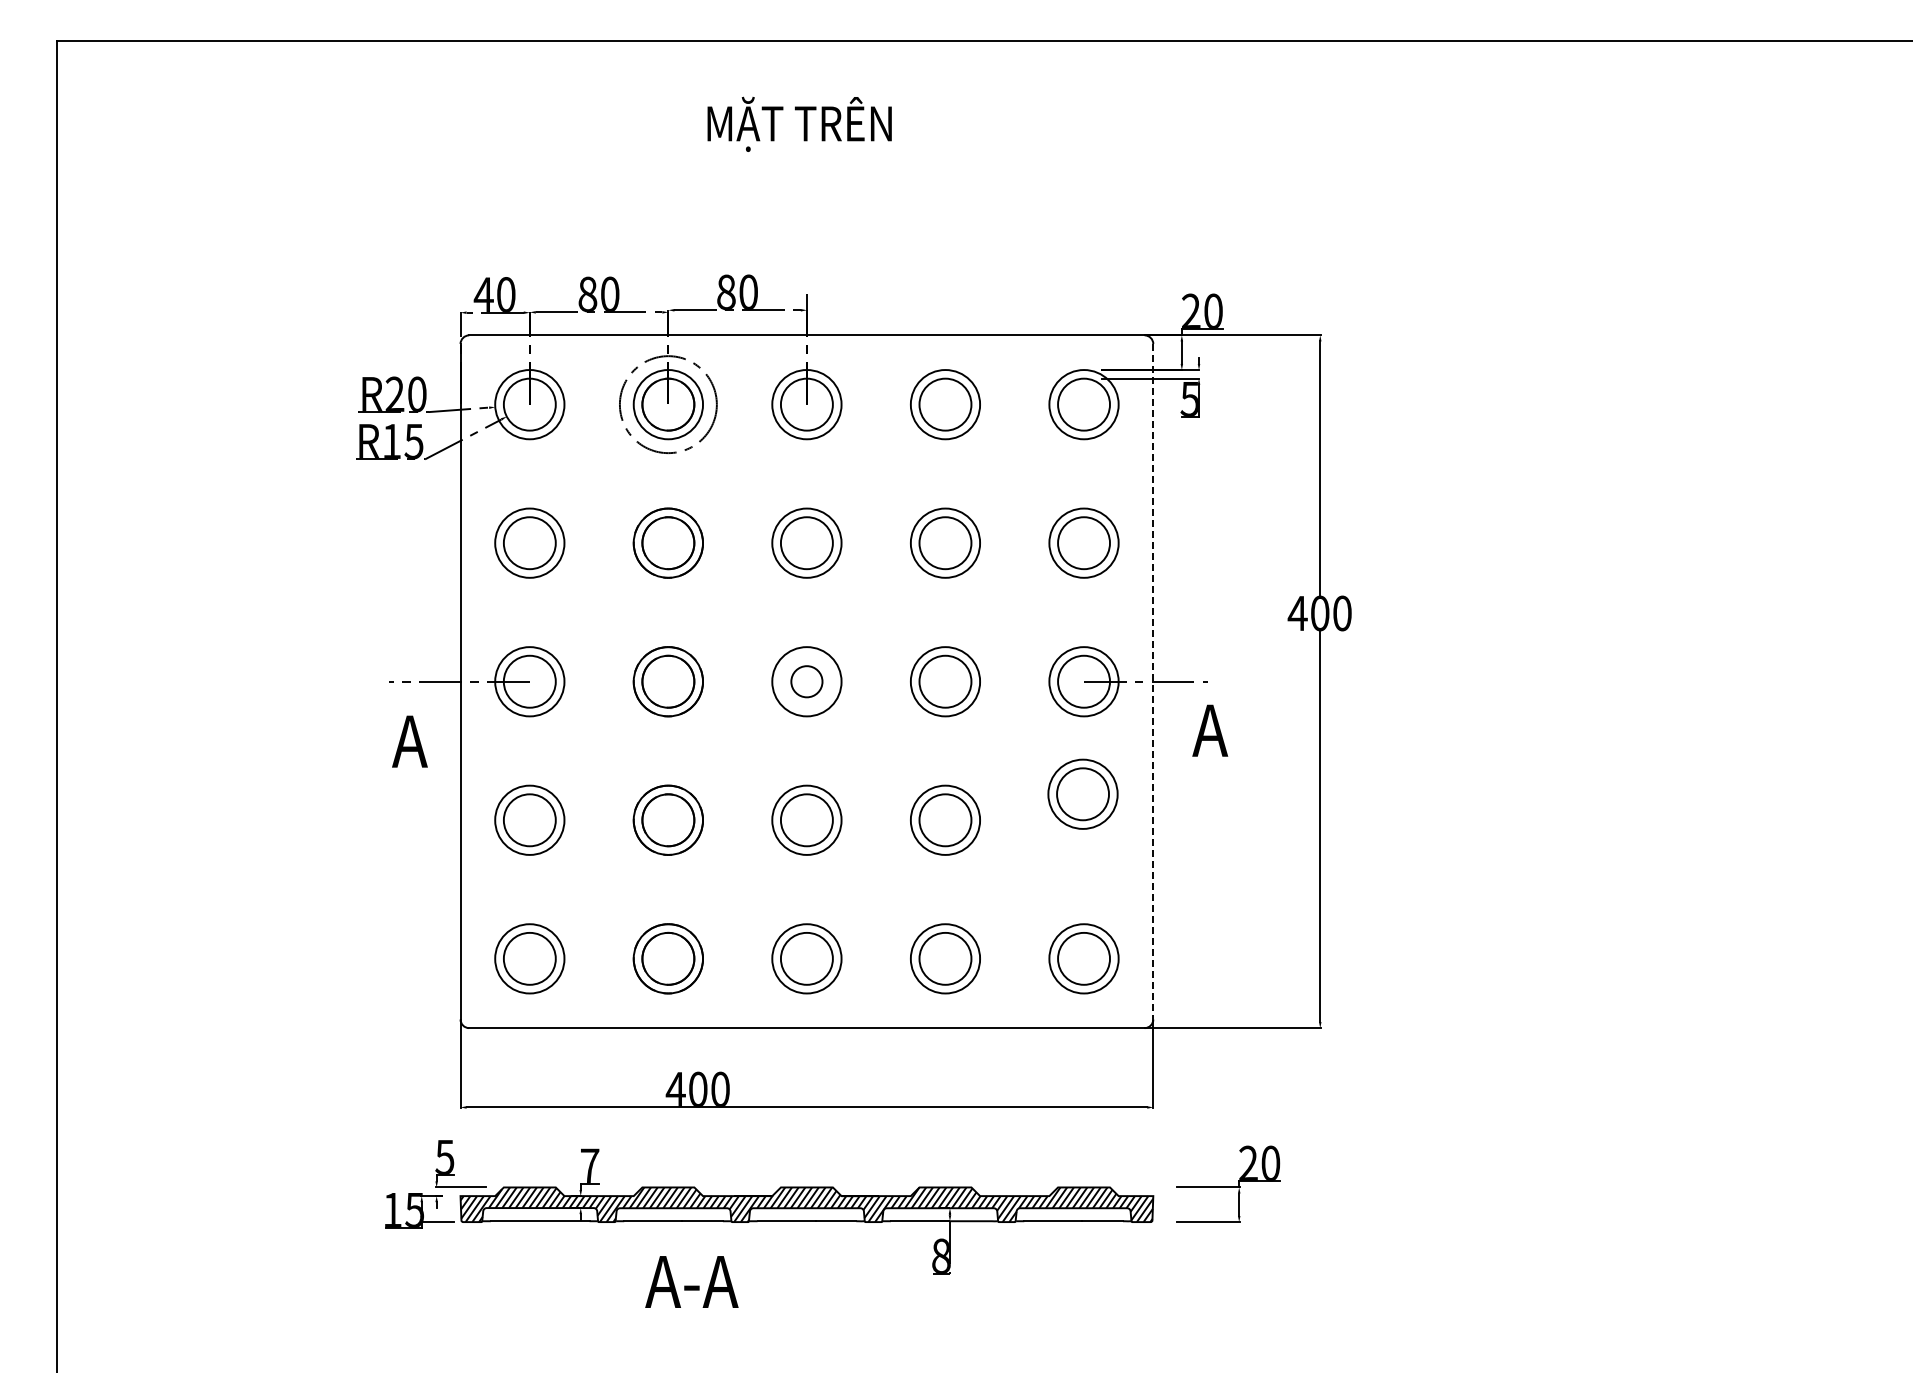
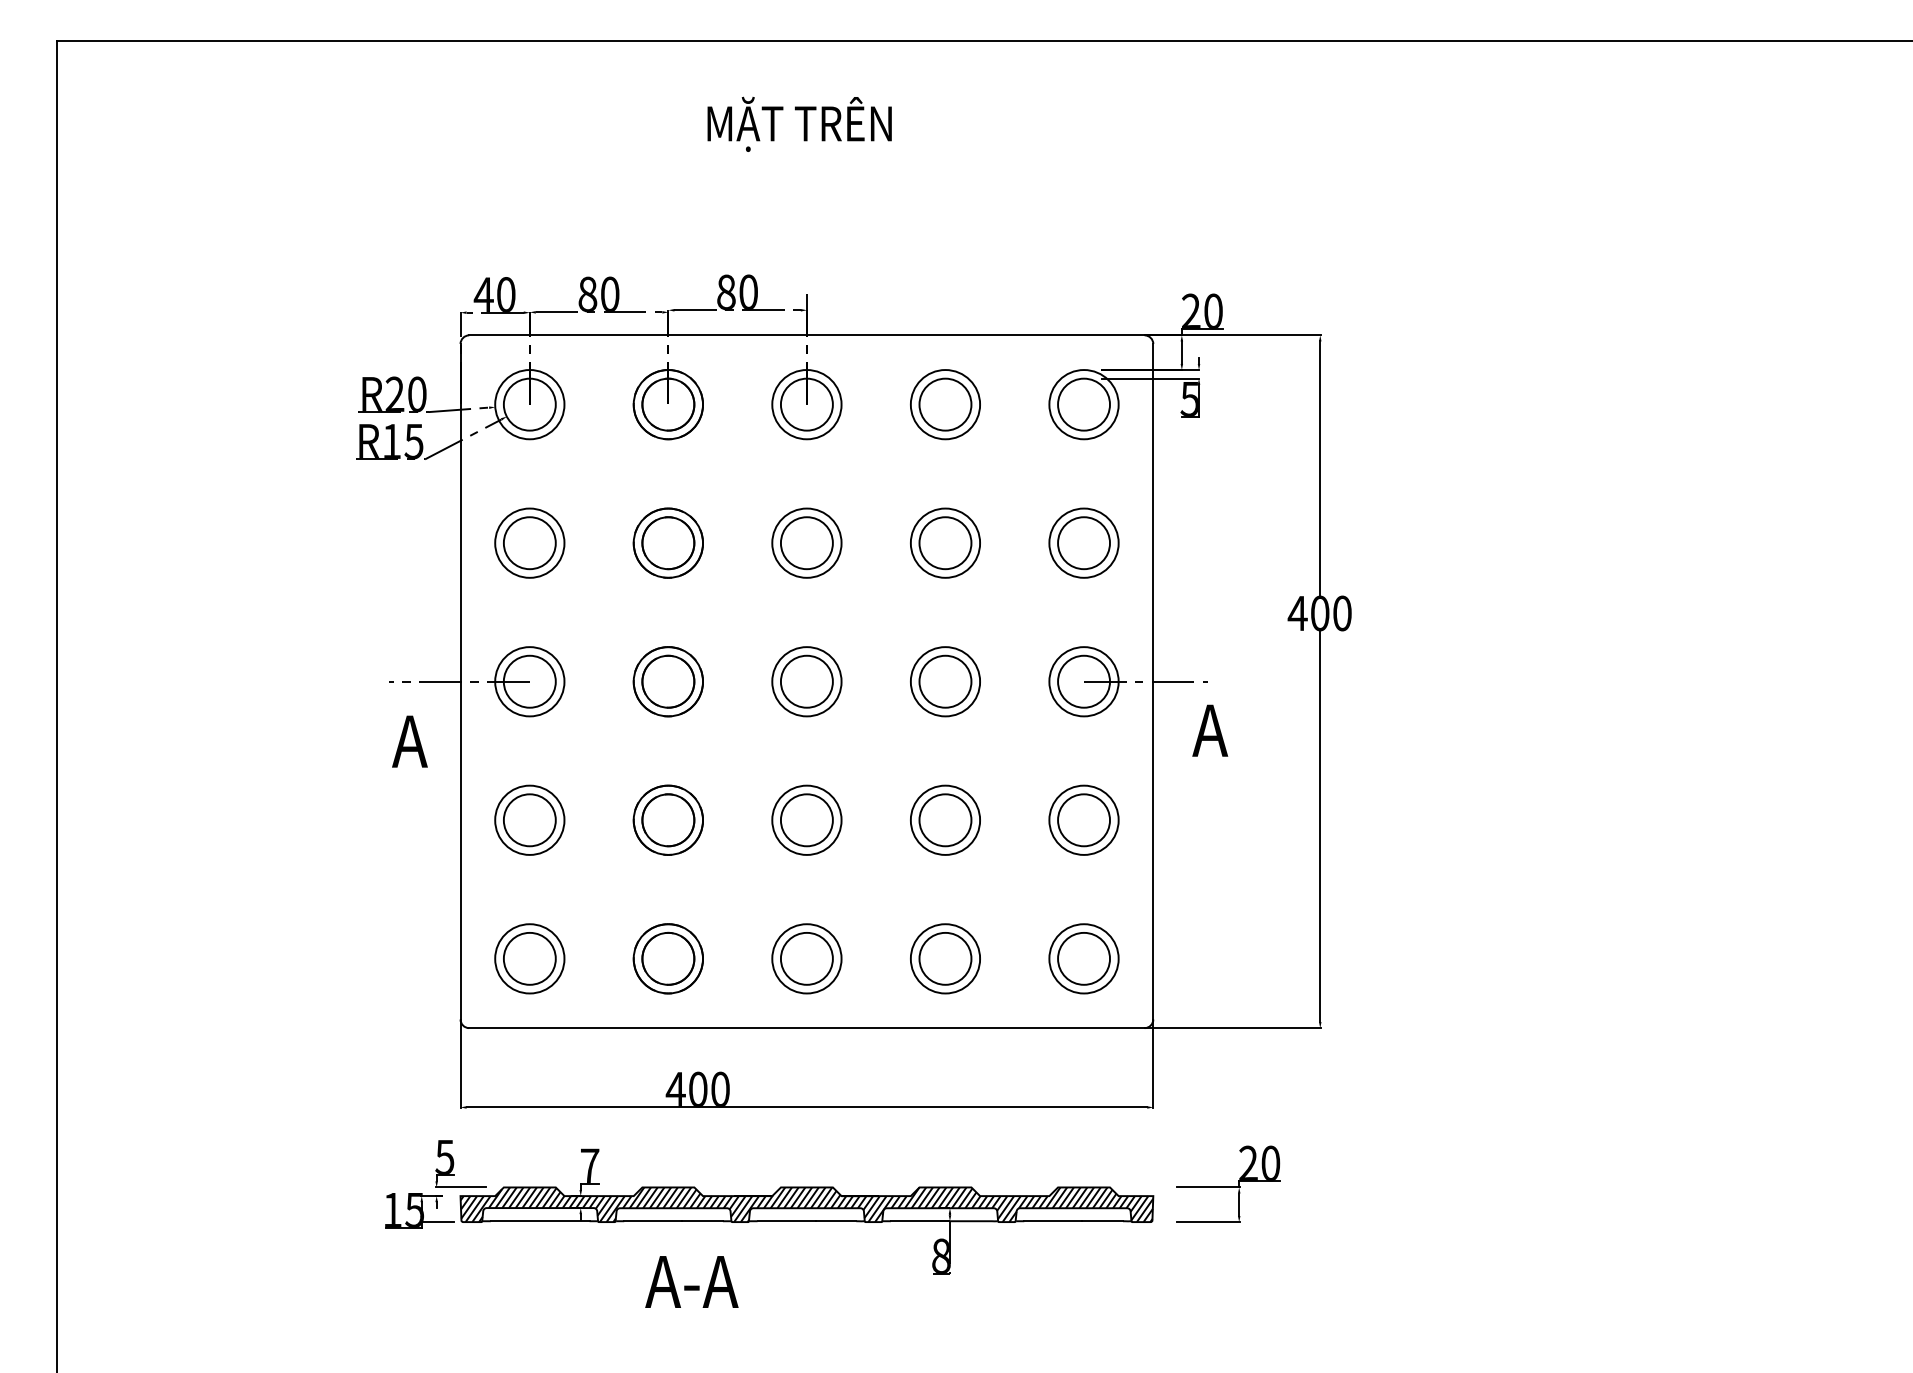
circle diameter: 97 px -> 69 px (668, 404)
circle diameter: 31 px -> 52 px (806, 681)
line: dashed -> solid (1153, 681)
part position: (1082, 793) -> (1083, 819) (1083, 819)
